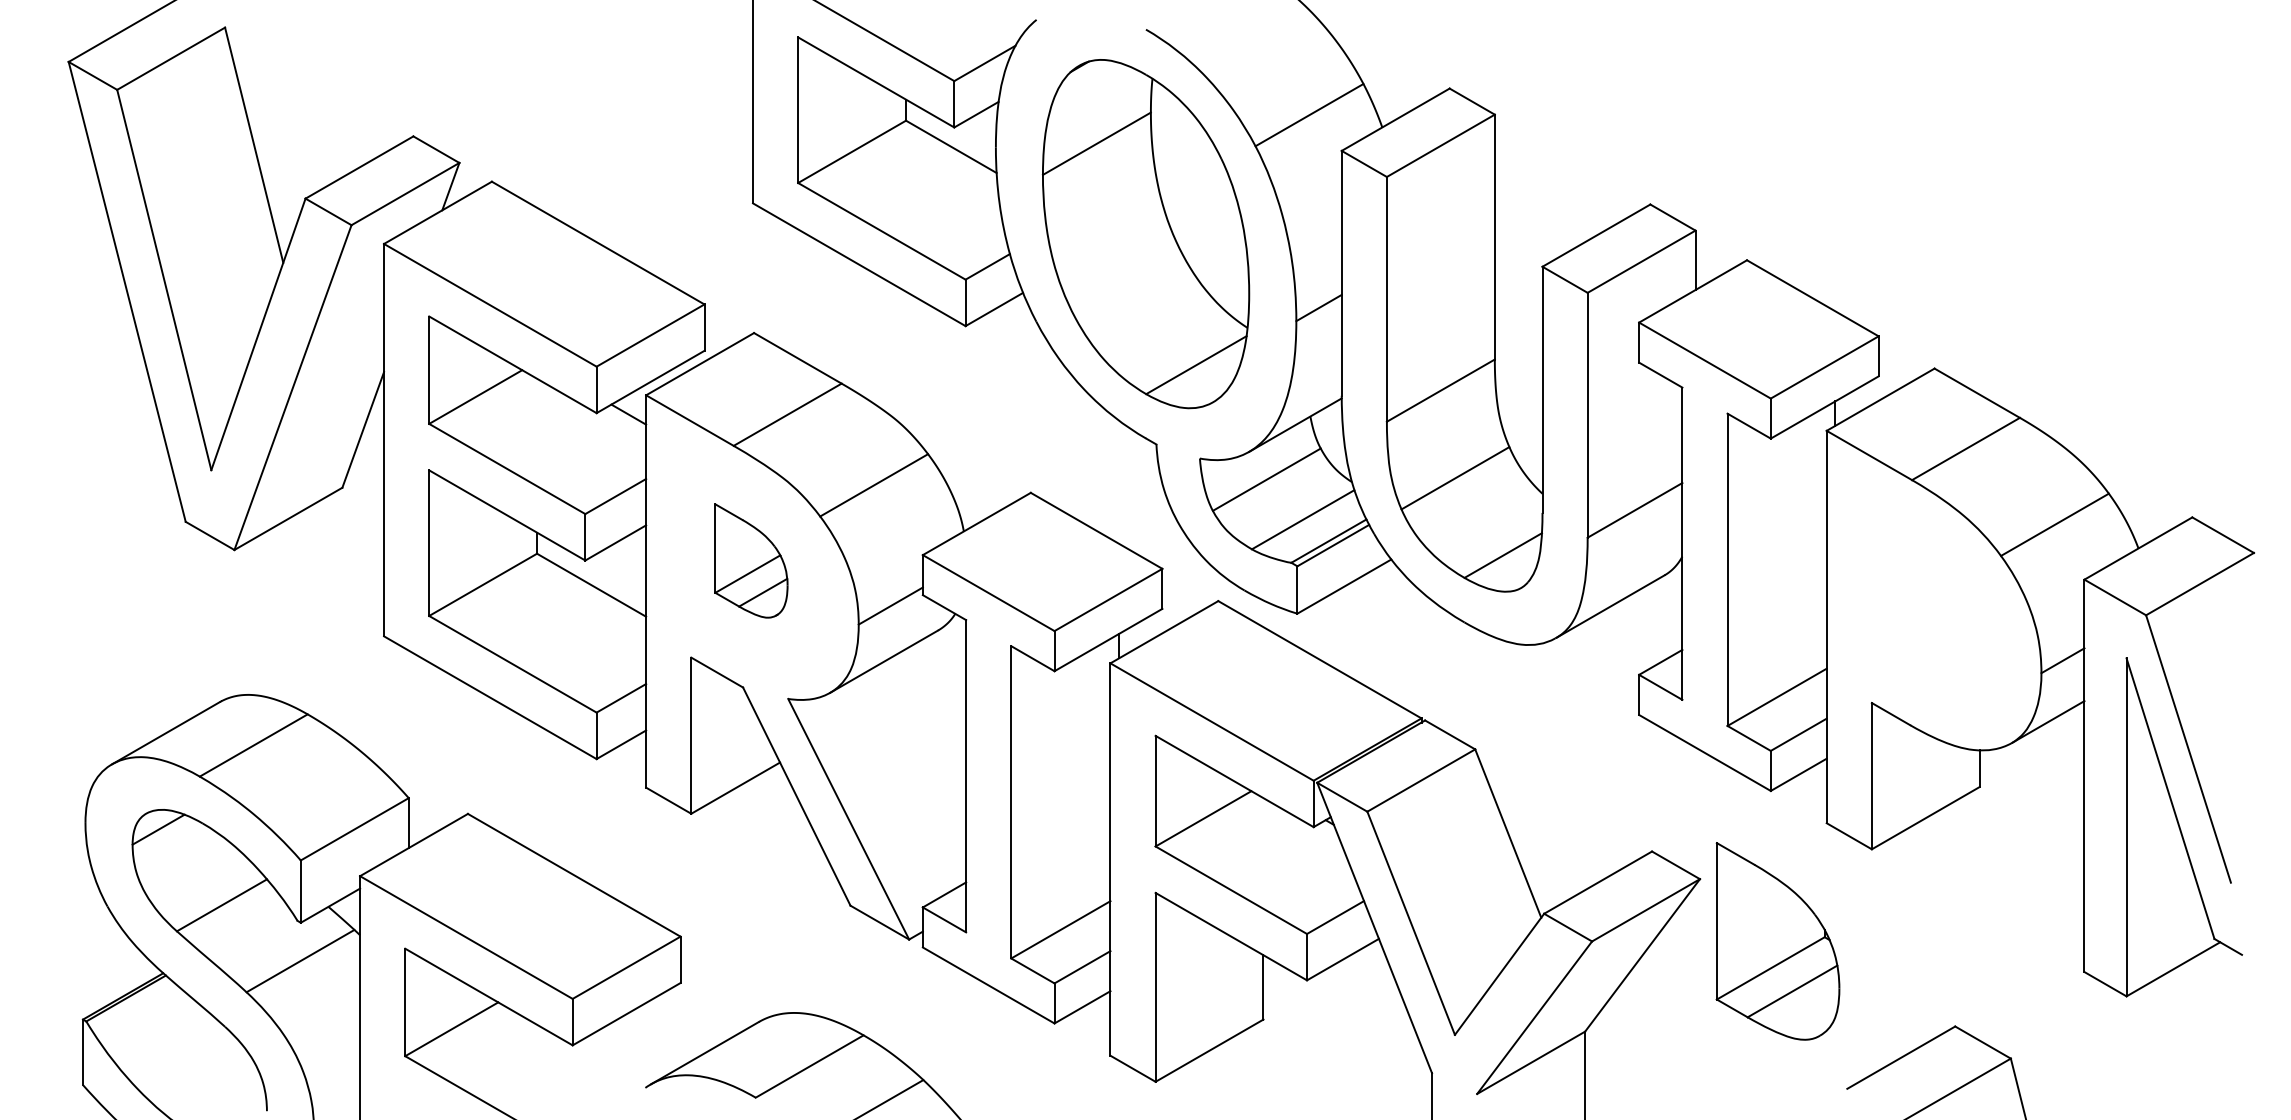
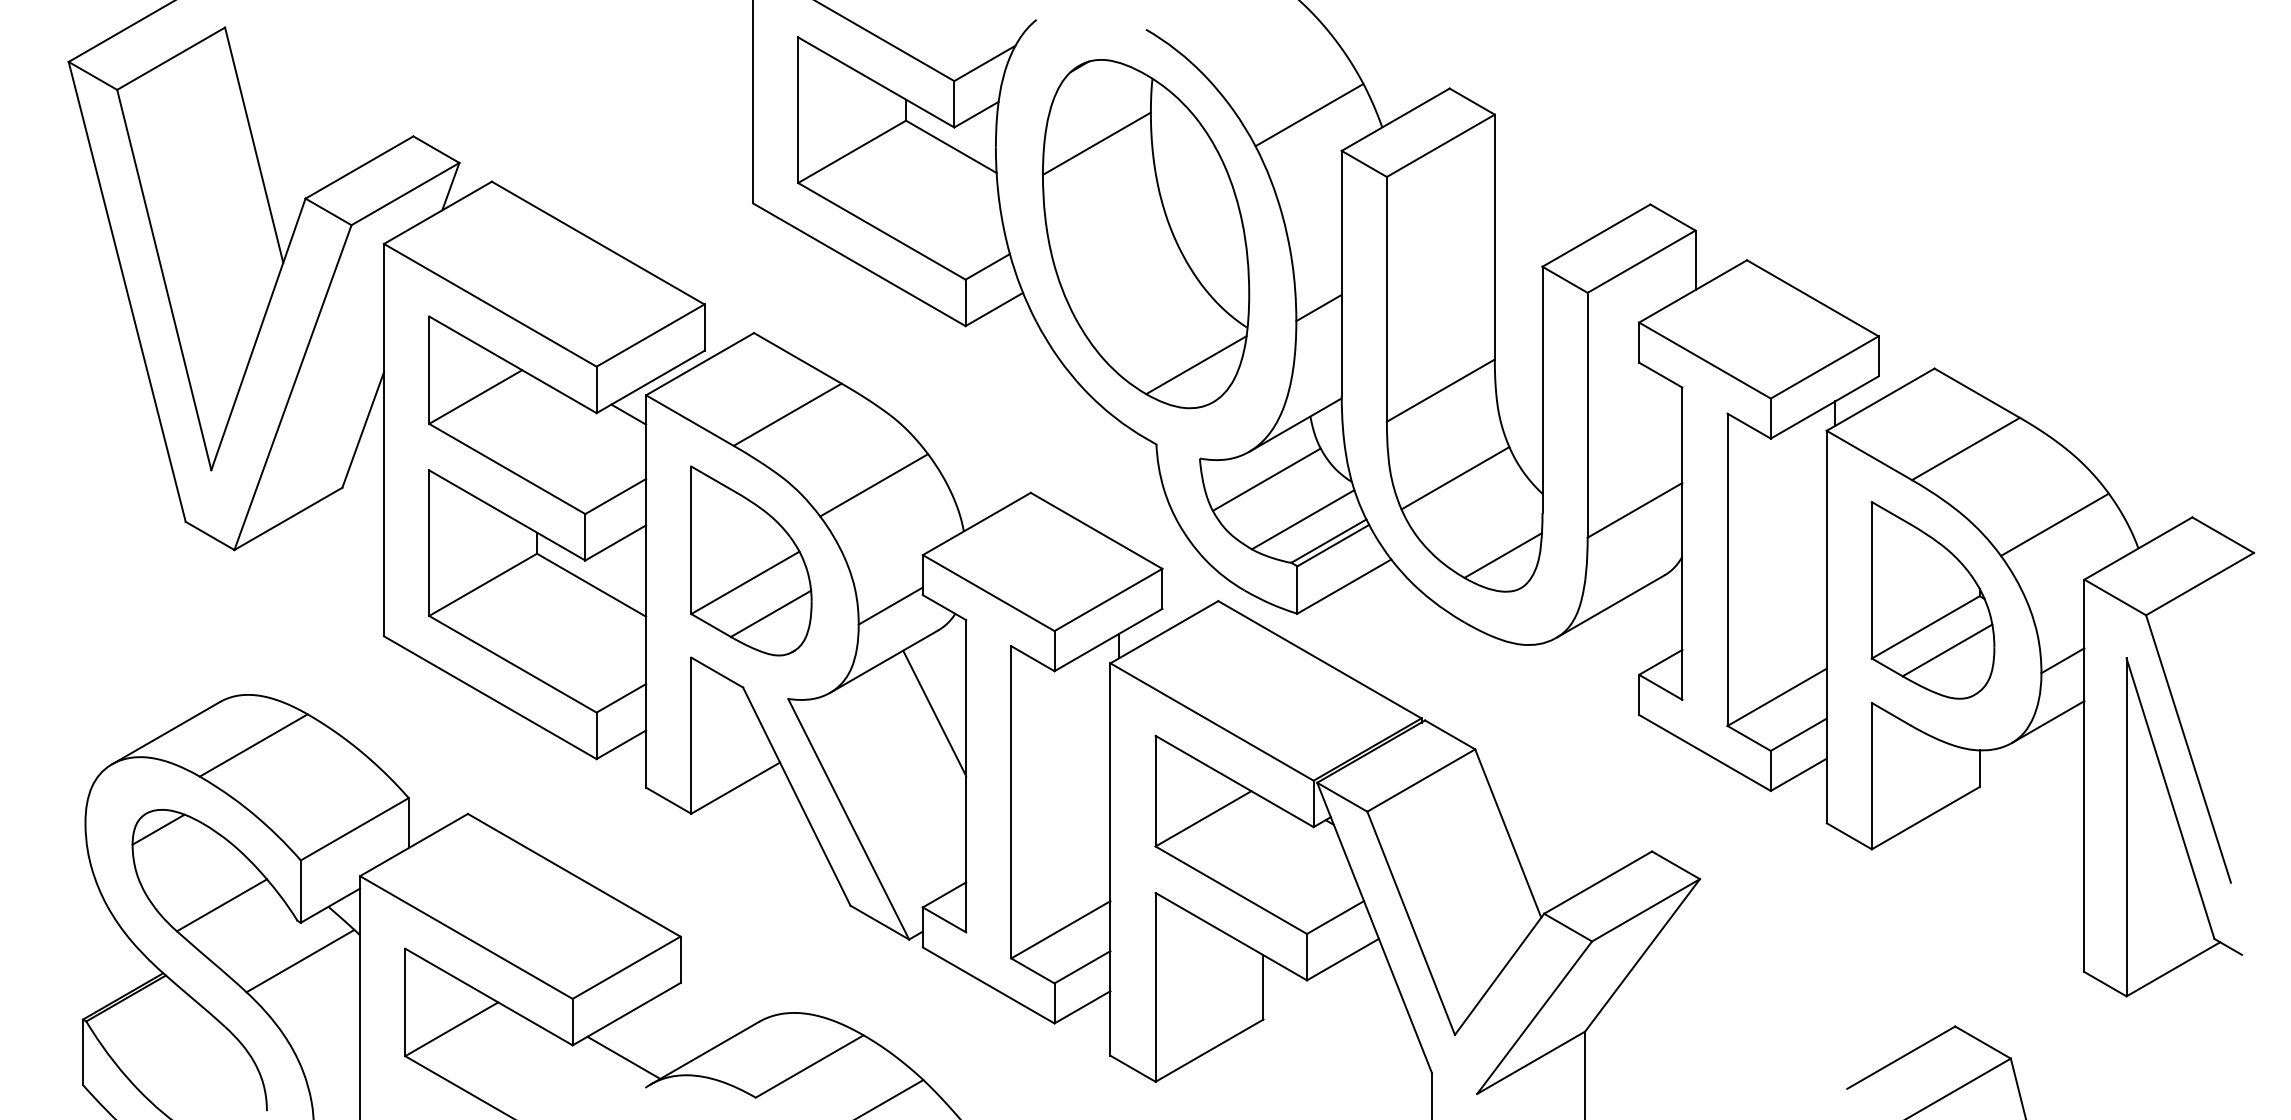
part size: 75x116 px -> 123x192 px (751, 560)
line: none -> present (934, 713)
part position: (1777, 941) -> (1932, 600) (1932, 600)
line: none -> present (623, 1057)
